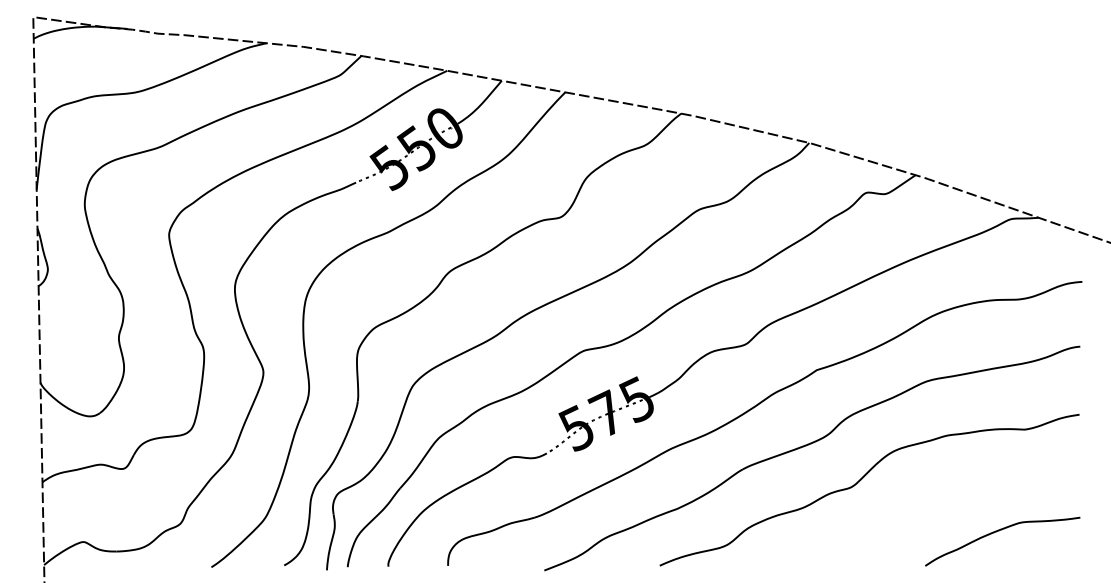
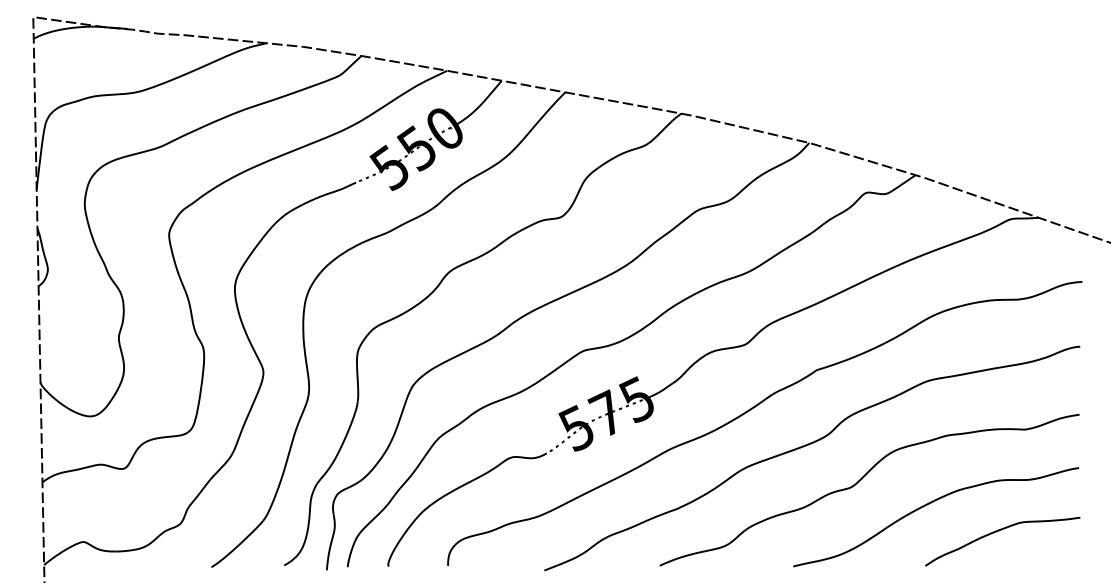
curve: none -> present (929, 504)
